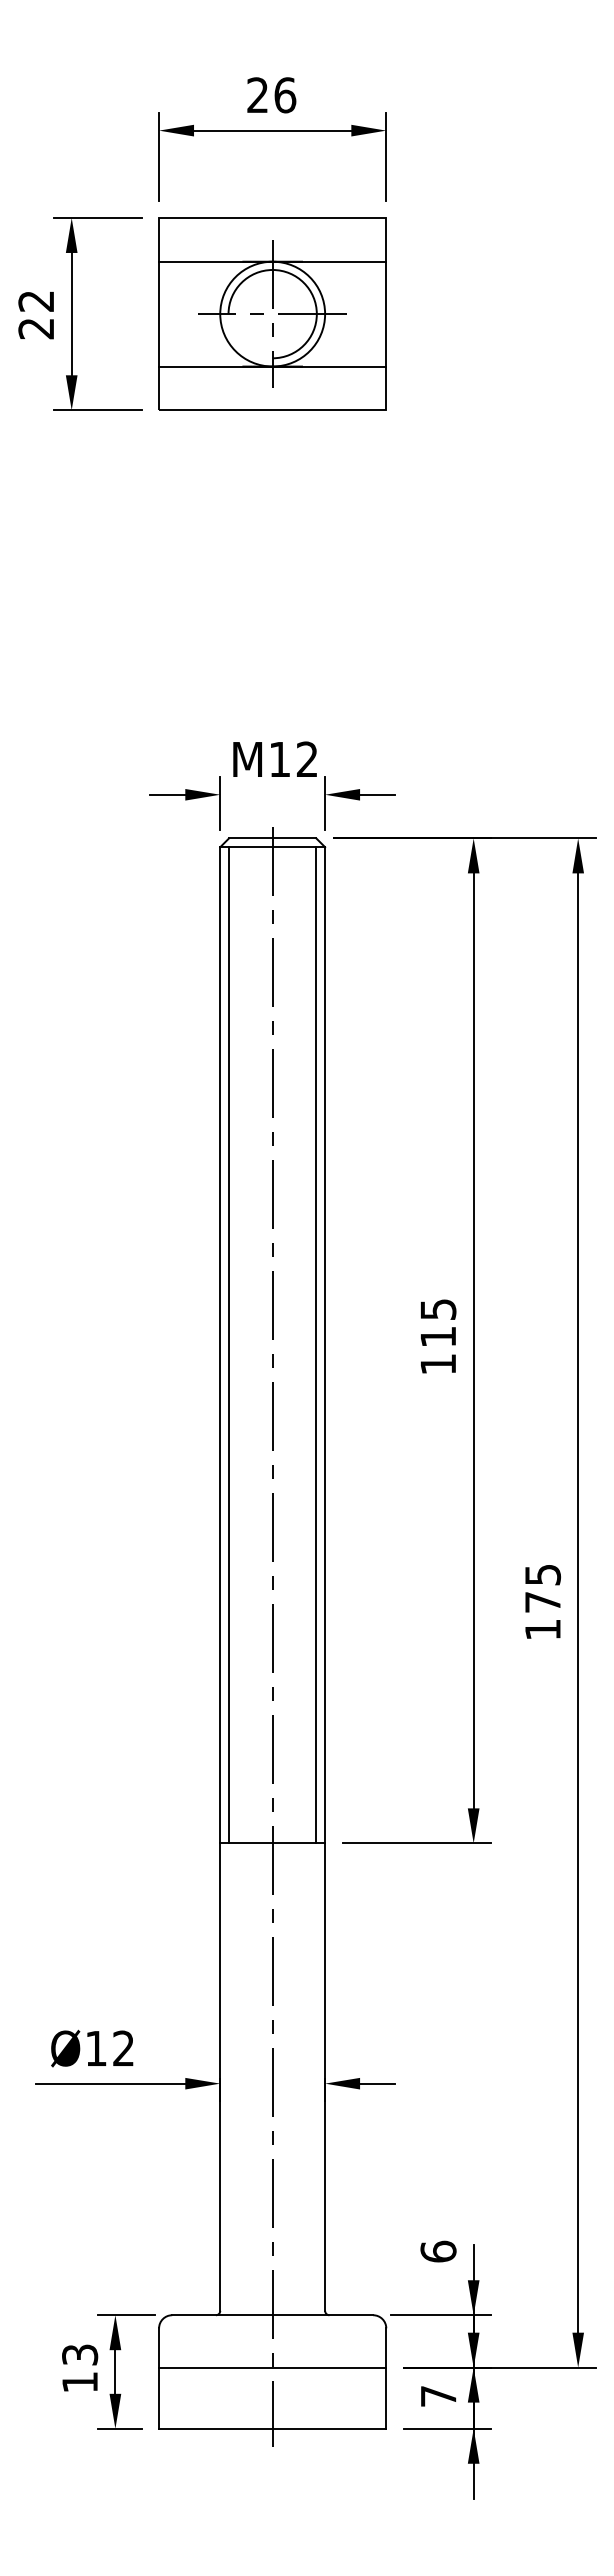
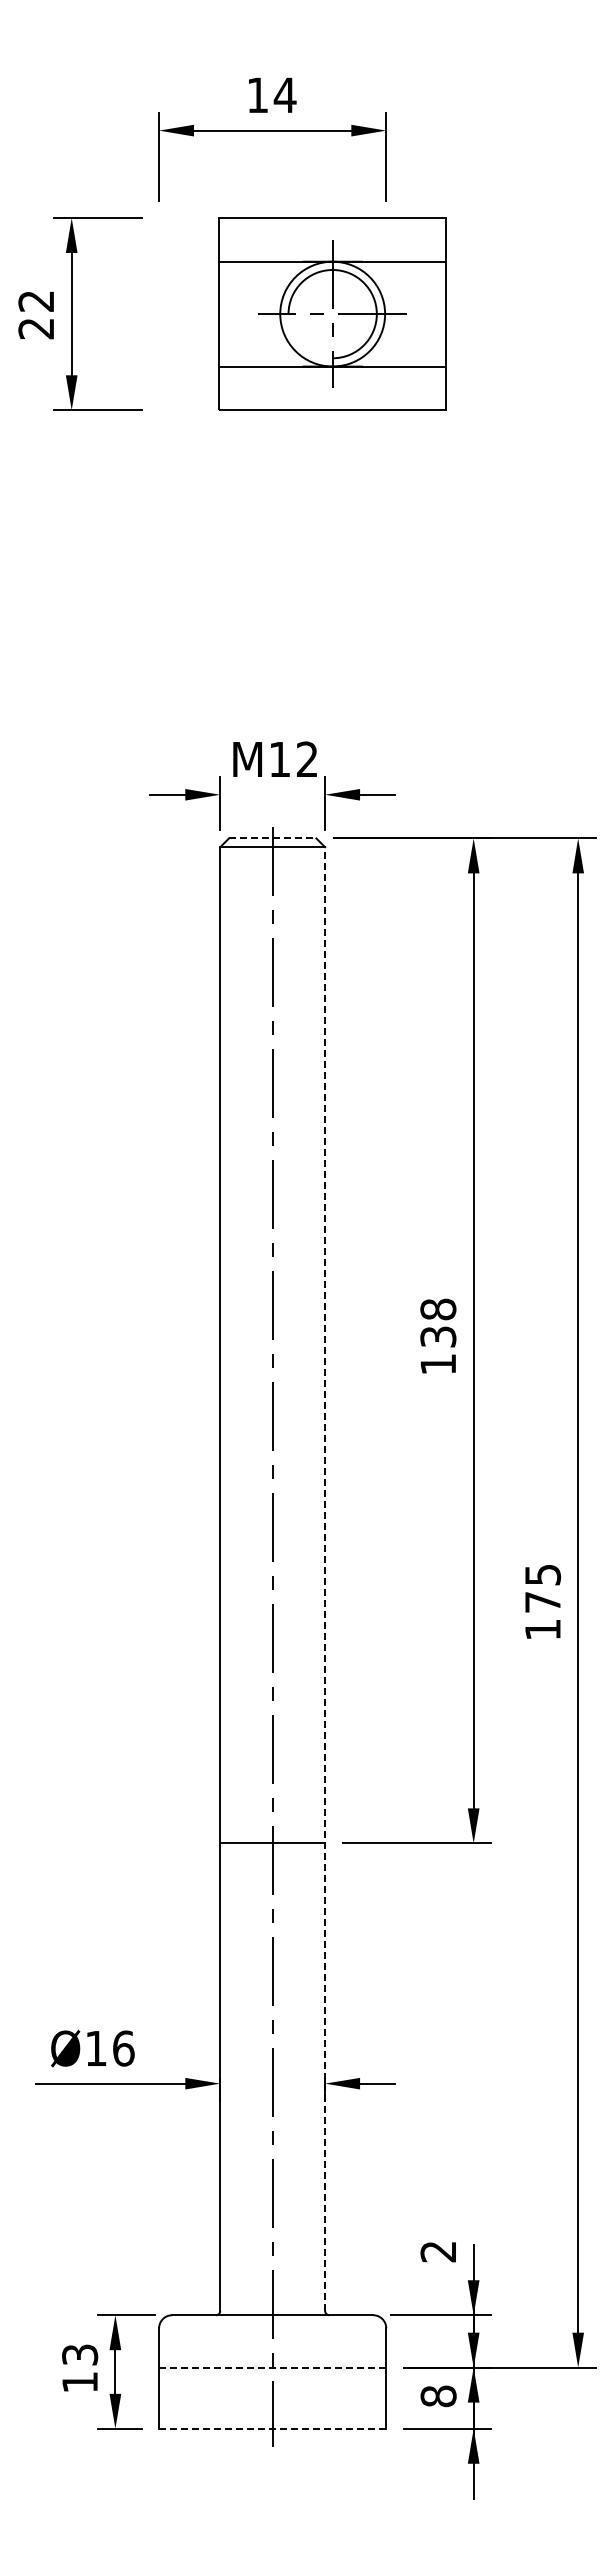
text: 26 -> 14 (271, 95)
part position: (272, 313) -> (332, 313) (332, 313)
line: solid -> dashed (272, 838)
text: 115 -> 138 (438, 1322)
line: present -> none (229, 1345)
line: present -> none (315, 1345)
line: solid -> dashed (325, 1579)
text: Ø12 -> Ø16 (123, 2048)
text: 6 -> 2 (438, 2251)
line: solid -> dashed (272, 2367)
text: 7 -> 8 (438, 2396)
line: solid -> dashed (272, 2428)
